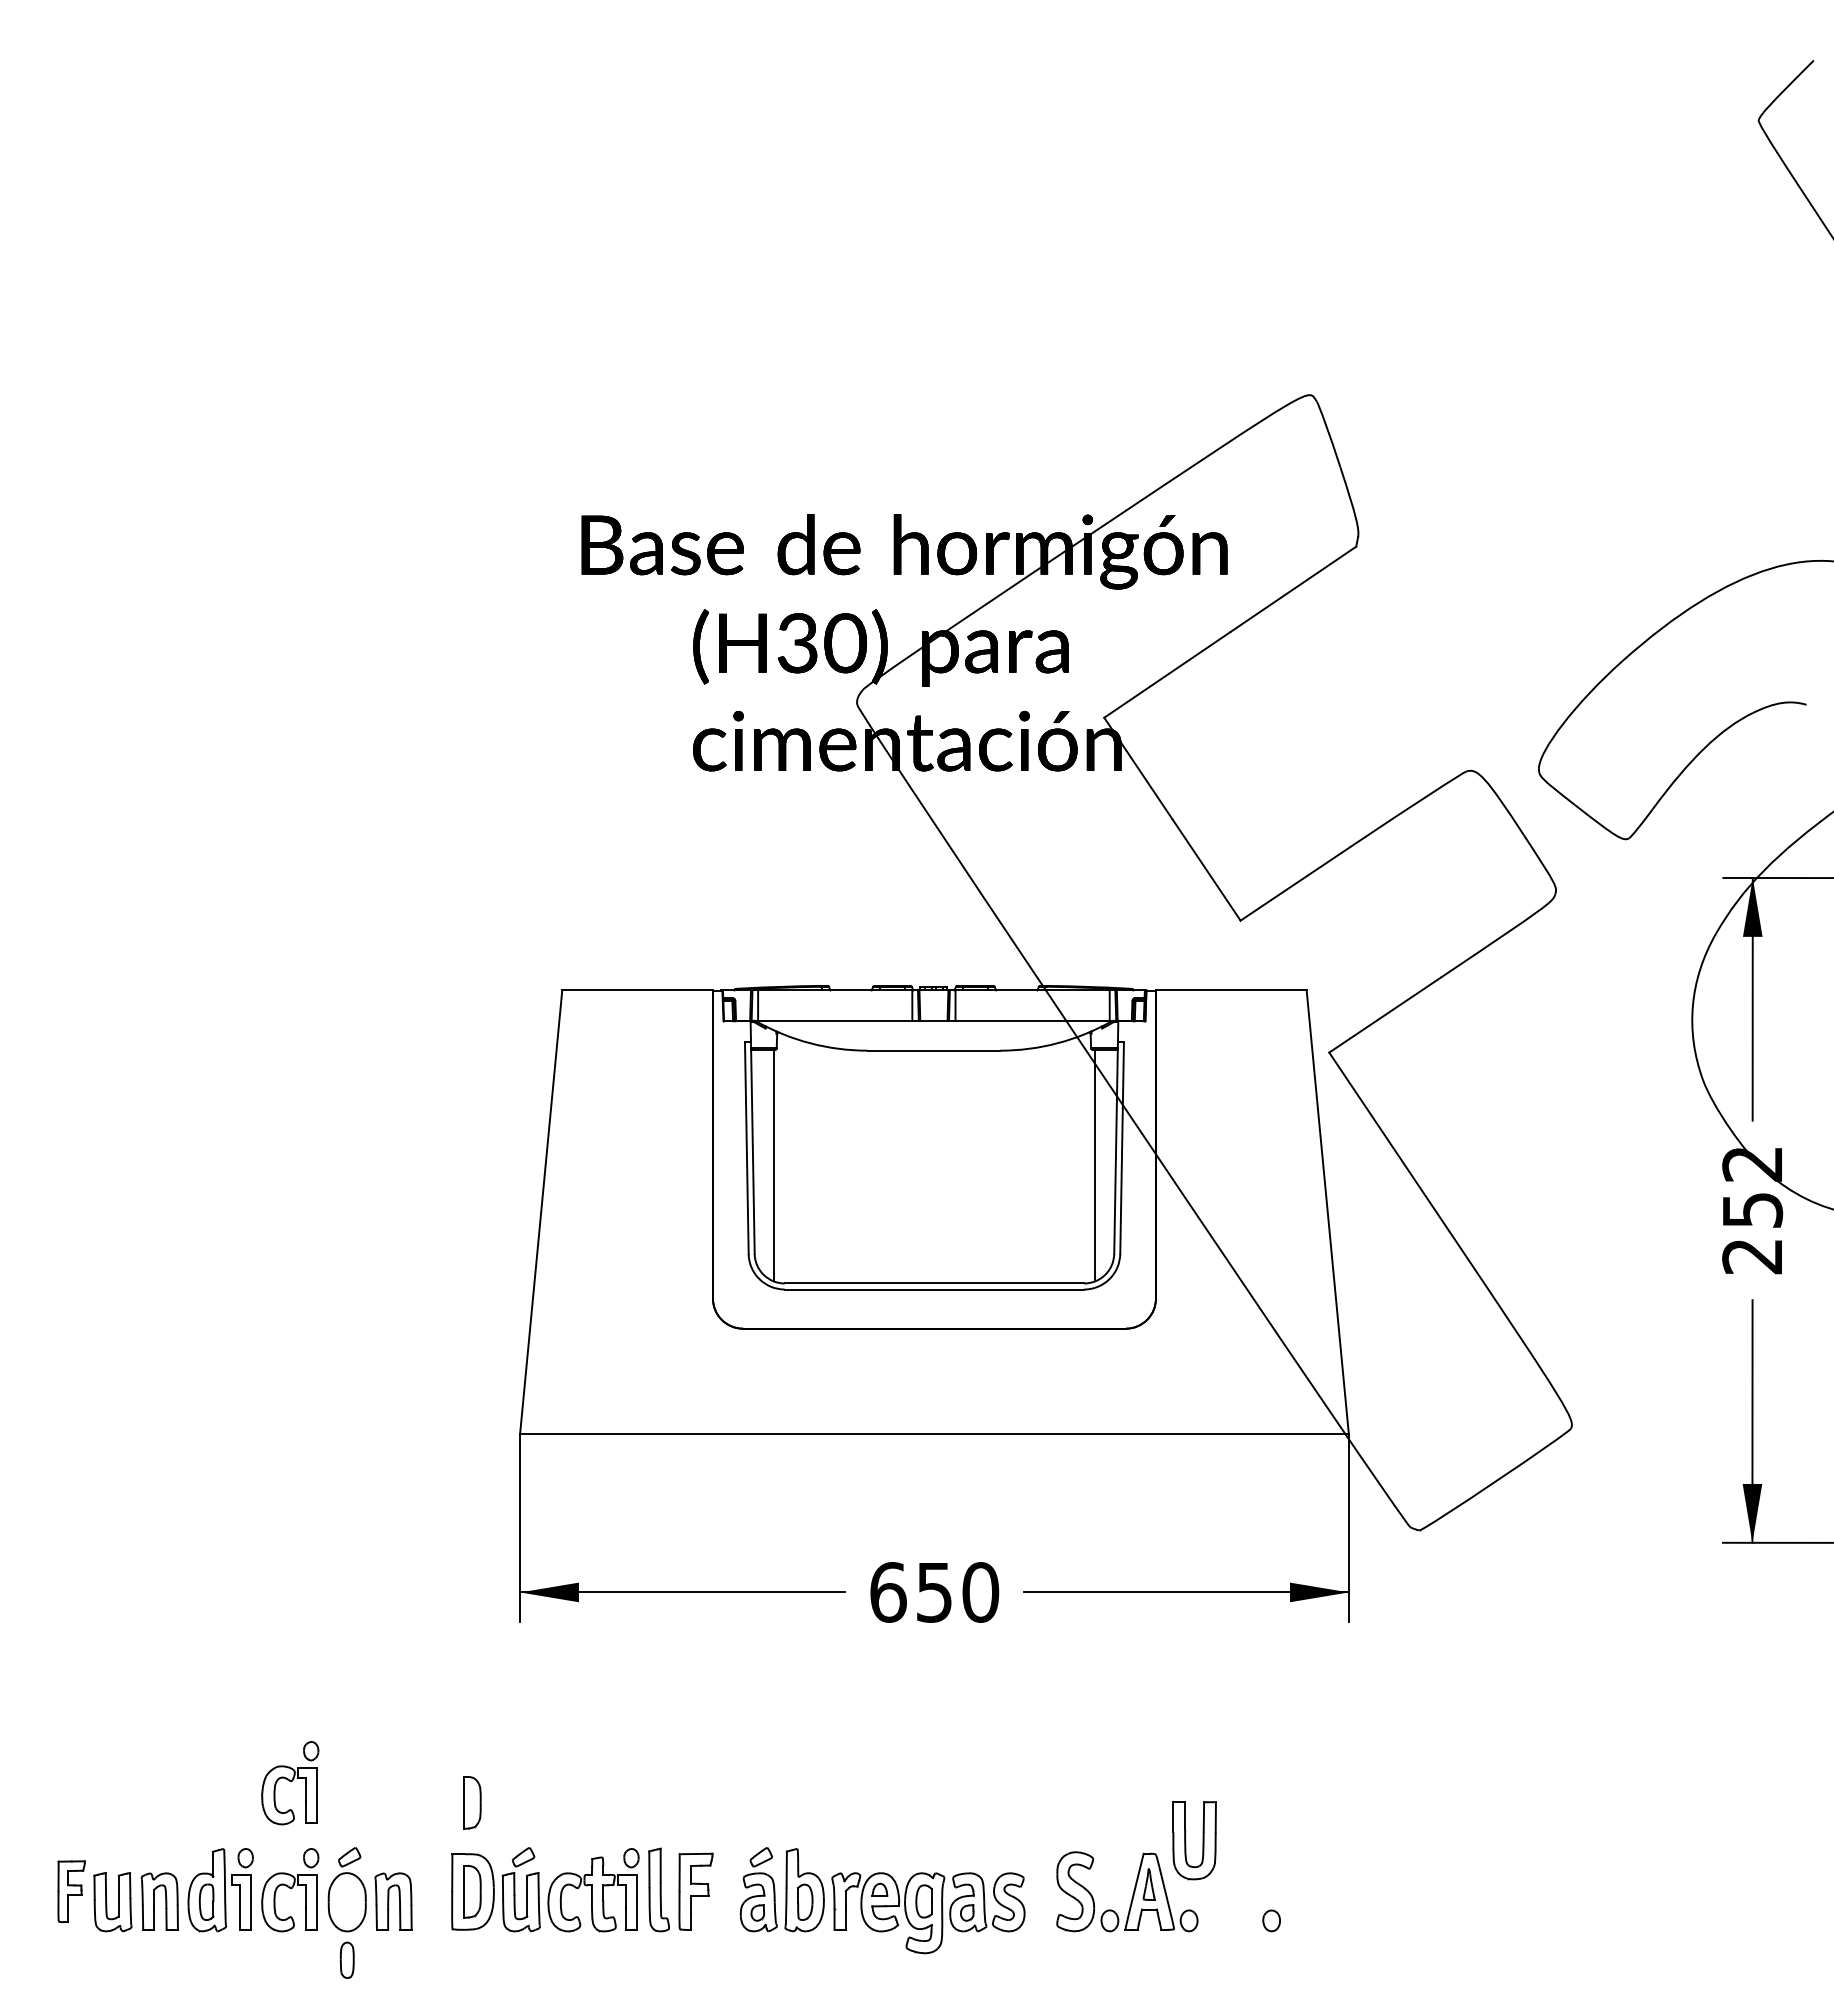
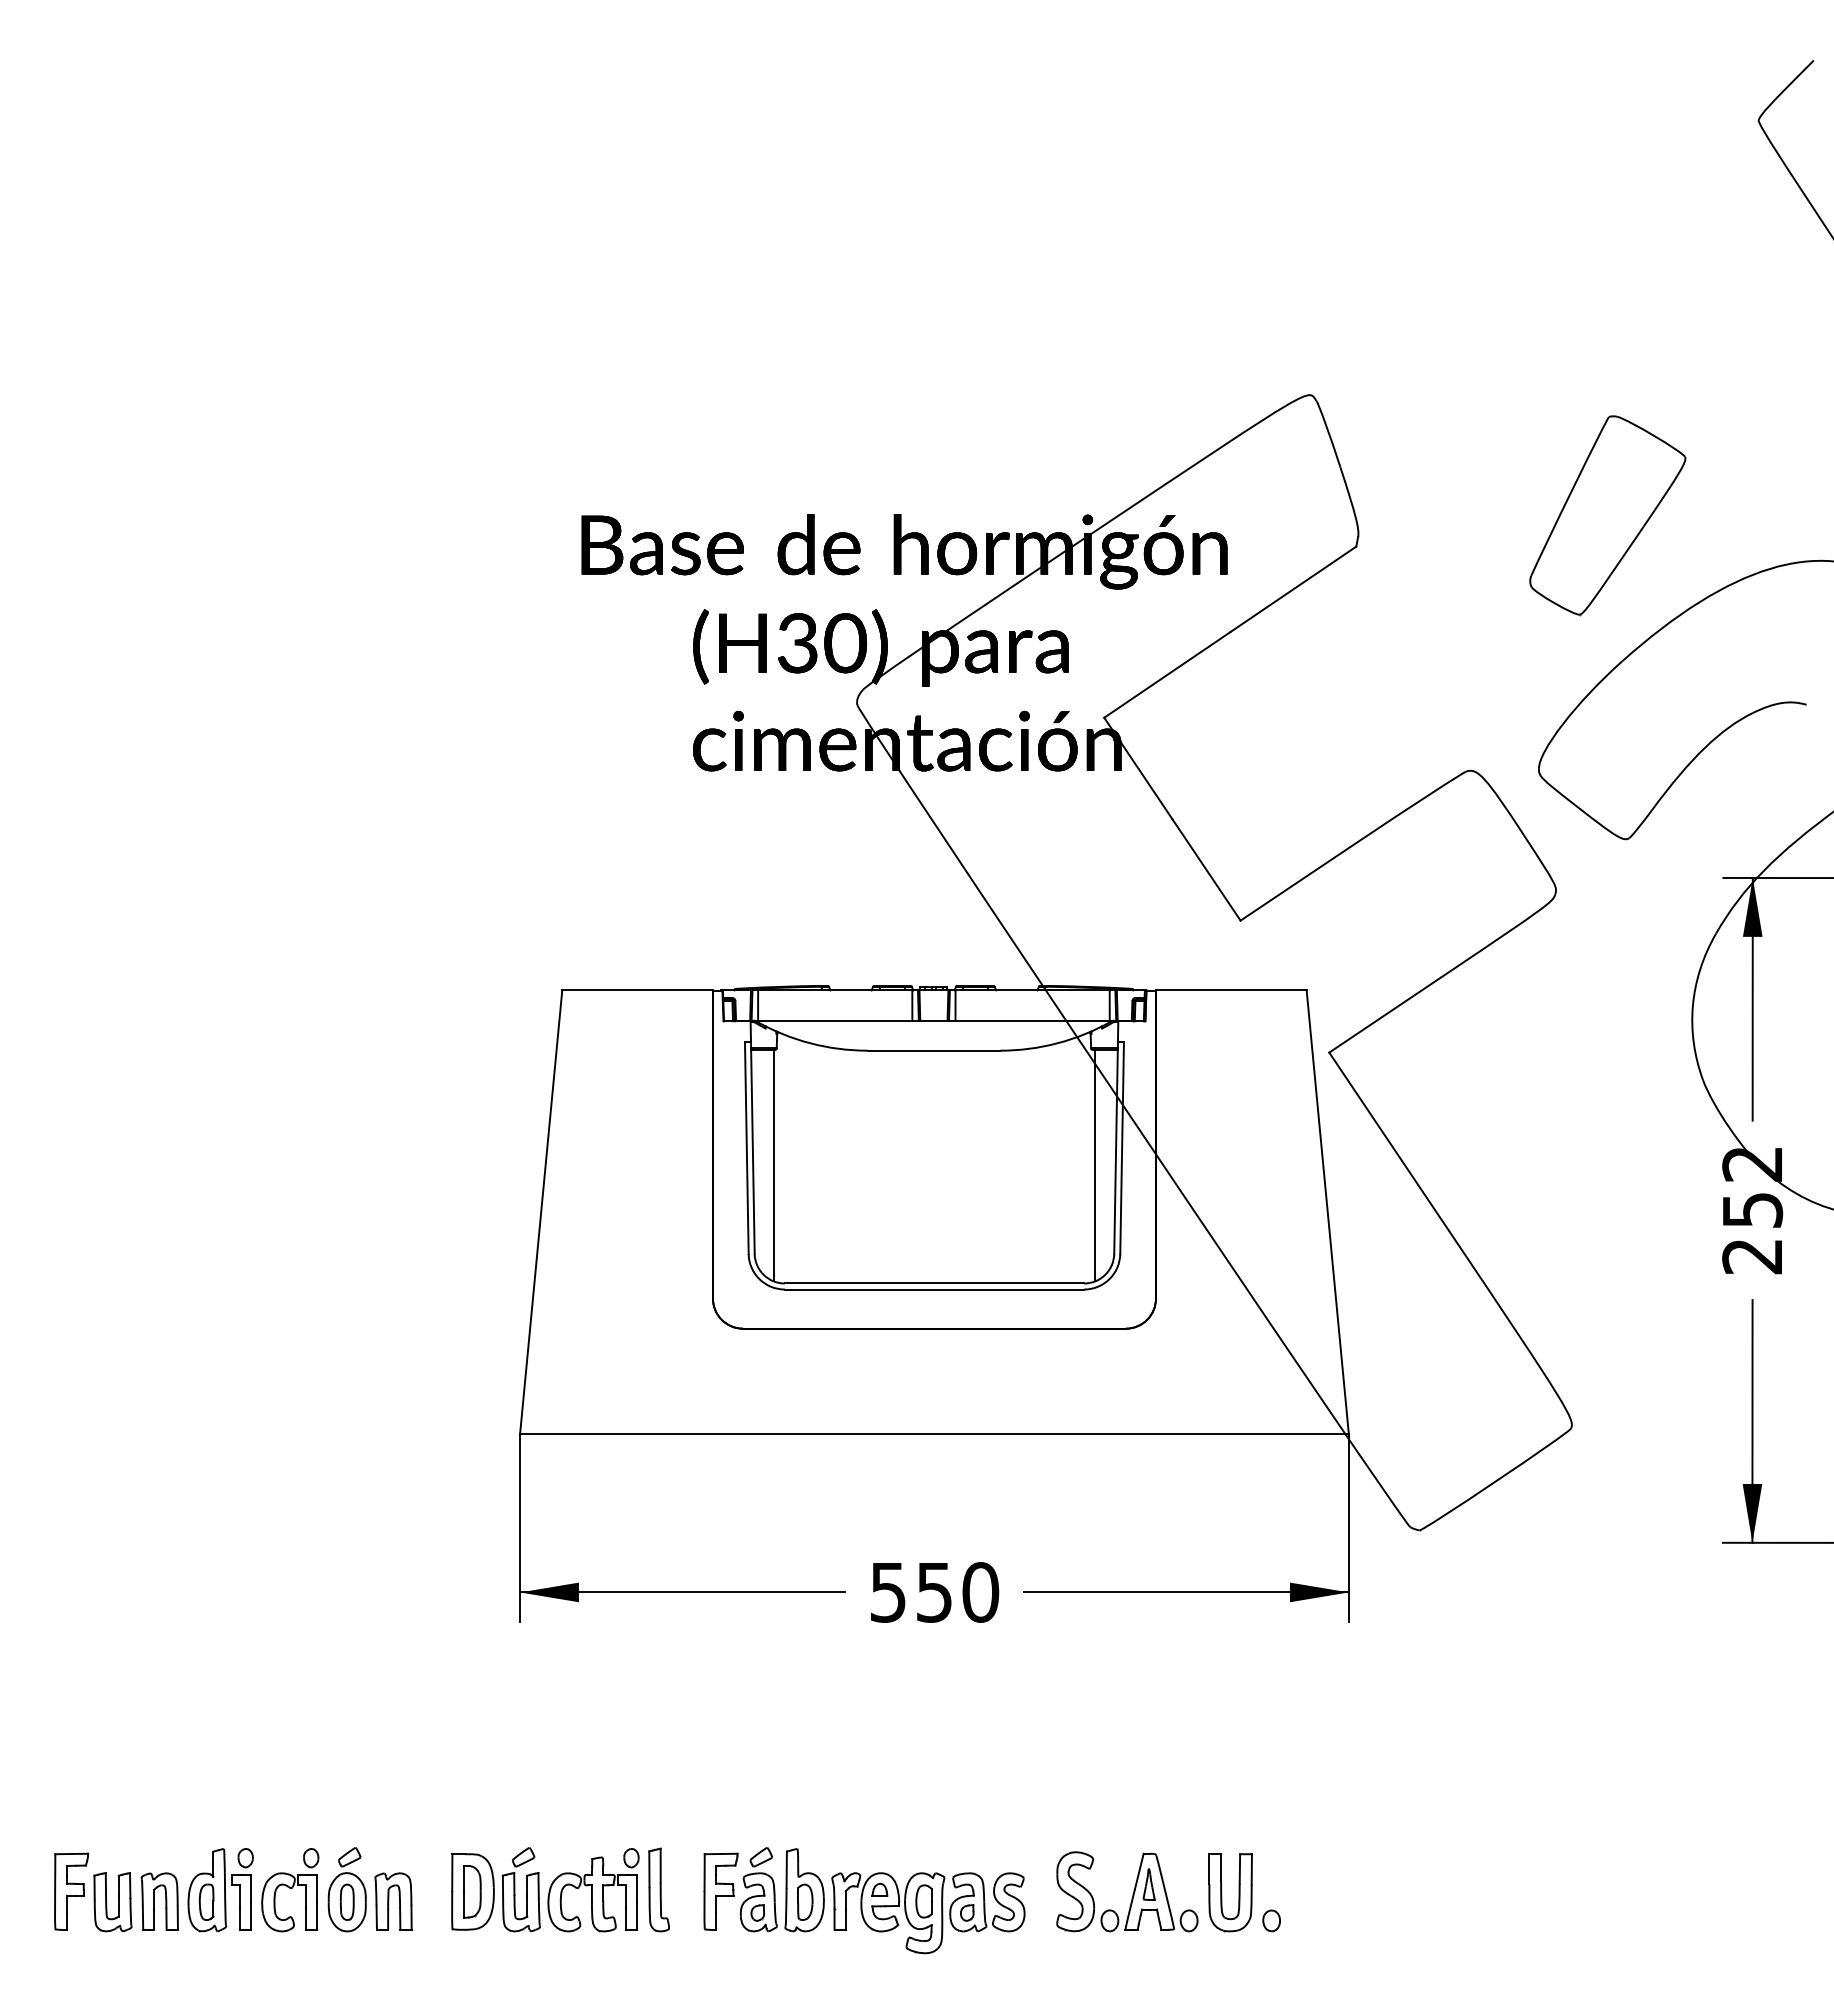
part: none -> present (1607, 515)
text: 650 -> 550 (888, 1592)
part: present -> none (290, 1783)
part: present -> none (472, 1802)
part position: (1186, 1840) -> (1222, 1892) (1222, 1892)
part size: 29x63 px -> 36x79 px (71, 1891)
part position: (695, 1891) -> (720, 1891) (720, 1891)
part position: (347, 1959) -> (347, 1901) (347, 1901)
